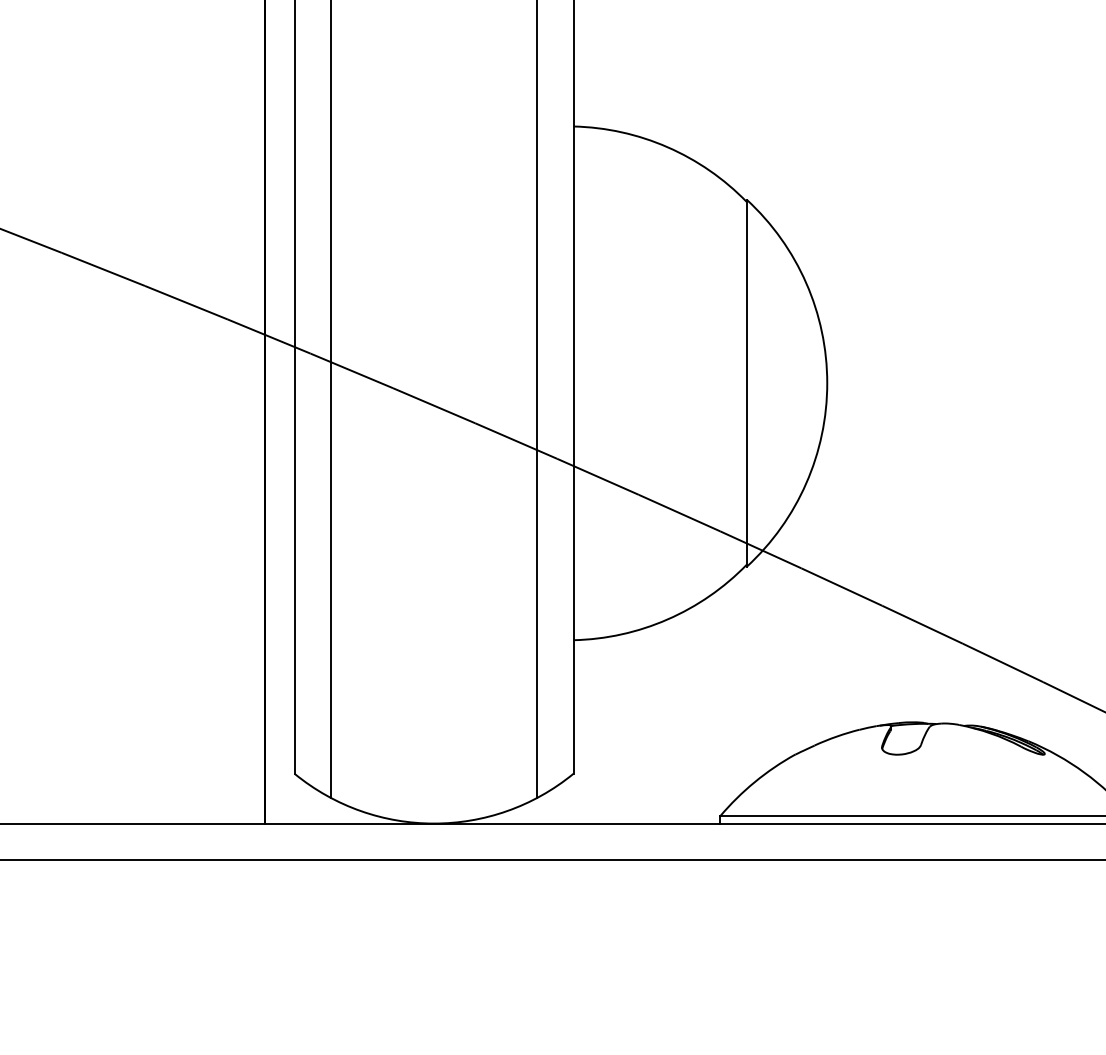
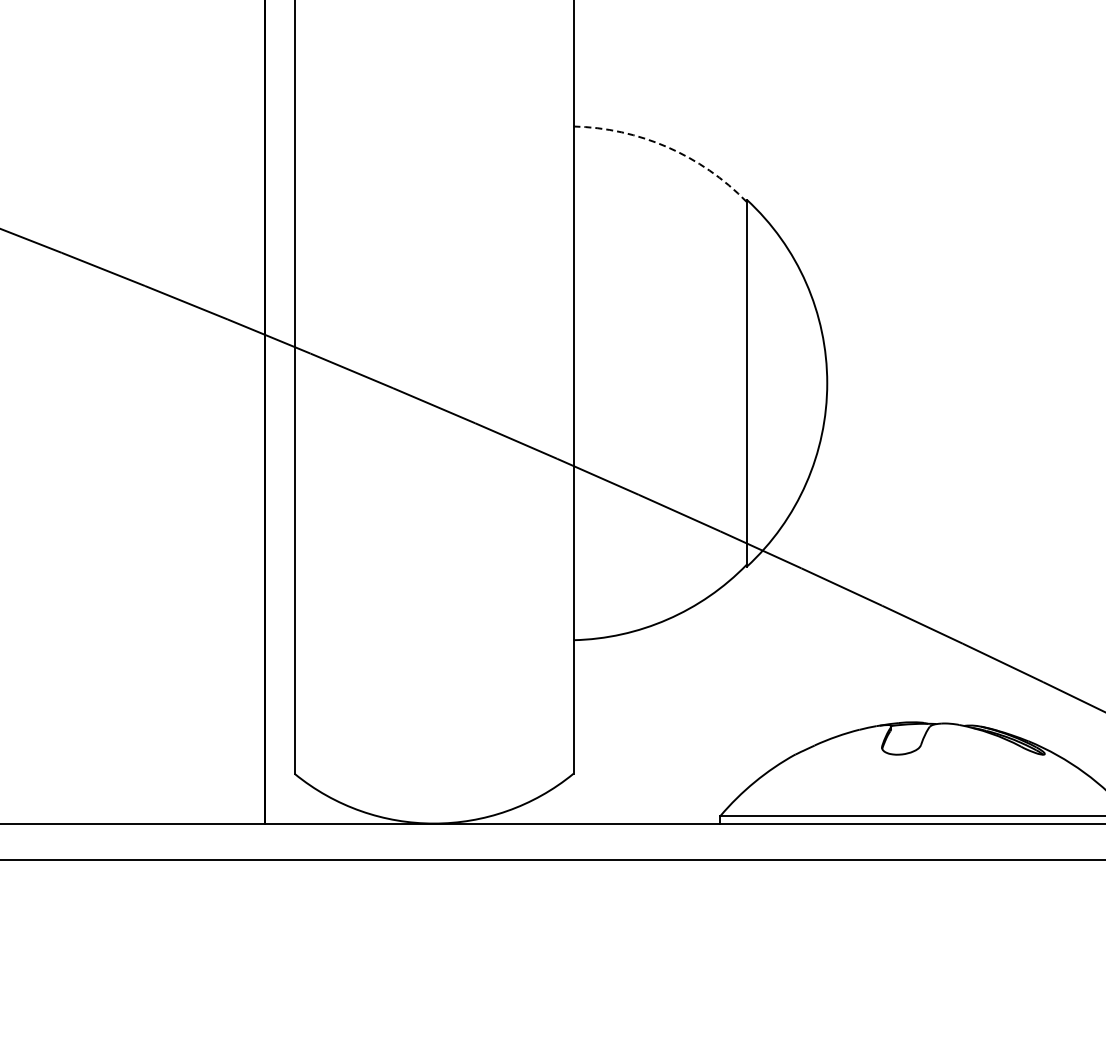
arc: solid -> dashed (667, 147)
line: present -> none (331, 400)
line: present -> none (536, 400)
